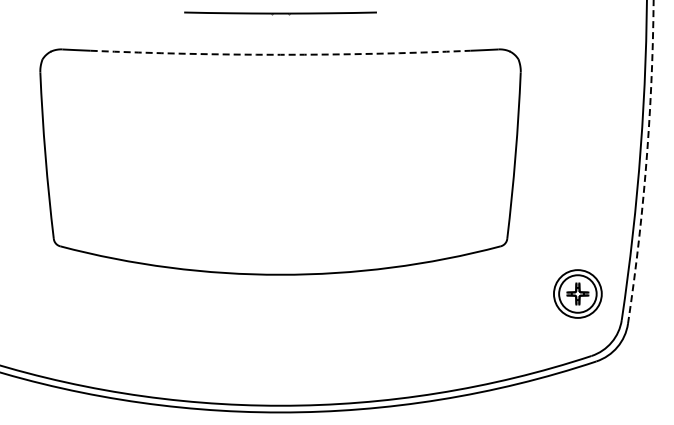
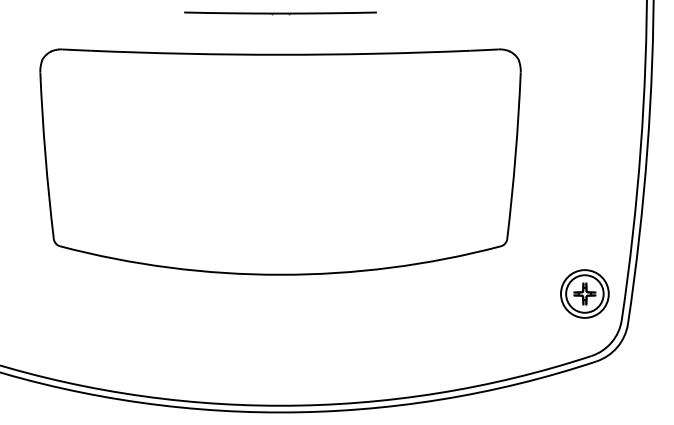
arc: dashed -> solid (280, 54)
arc: dashed -> solid (646, 161)
part position: (577, 293) -> (584, 293) (584, 293)
